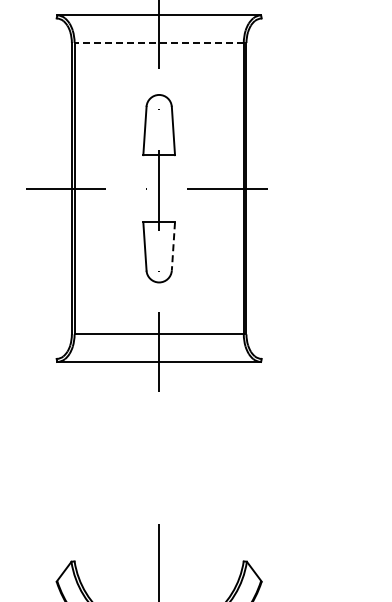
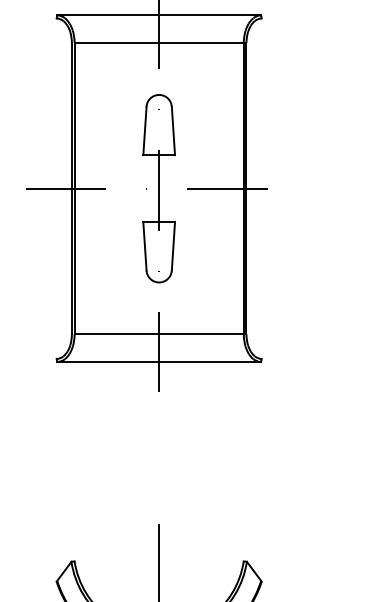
line: dashed -> solid (159, 43)
line: dashed -> solid (173, 246)
